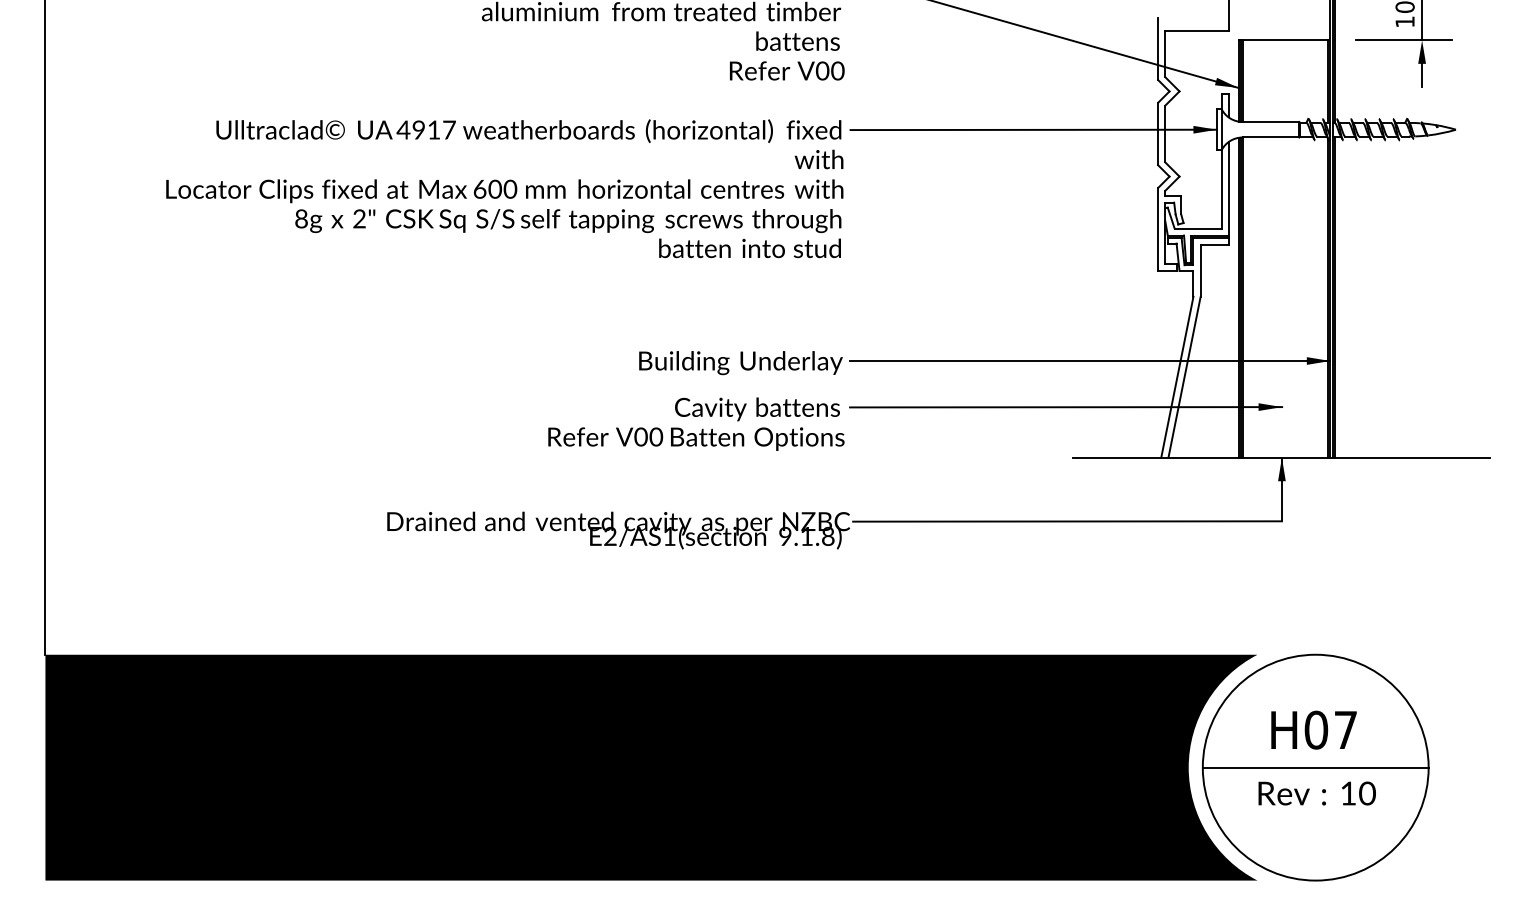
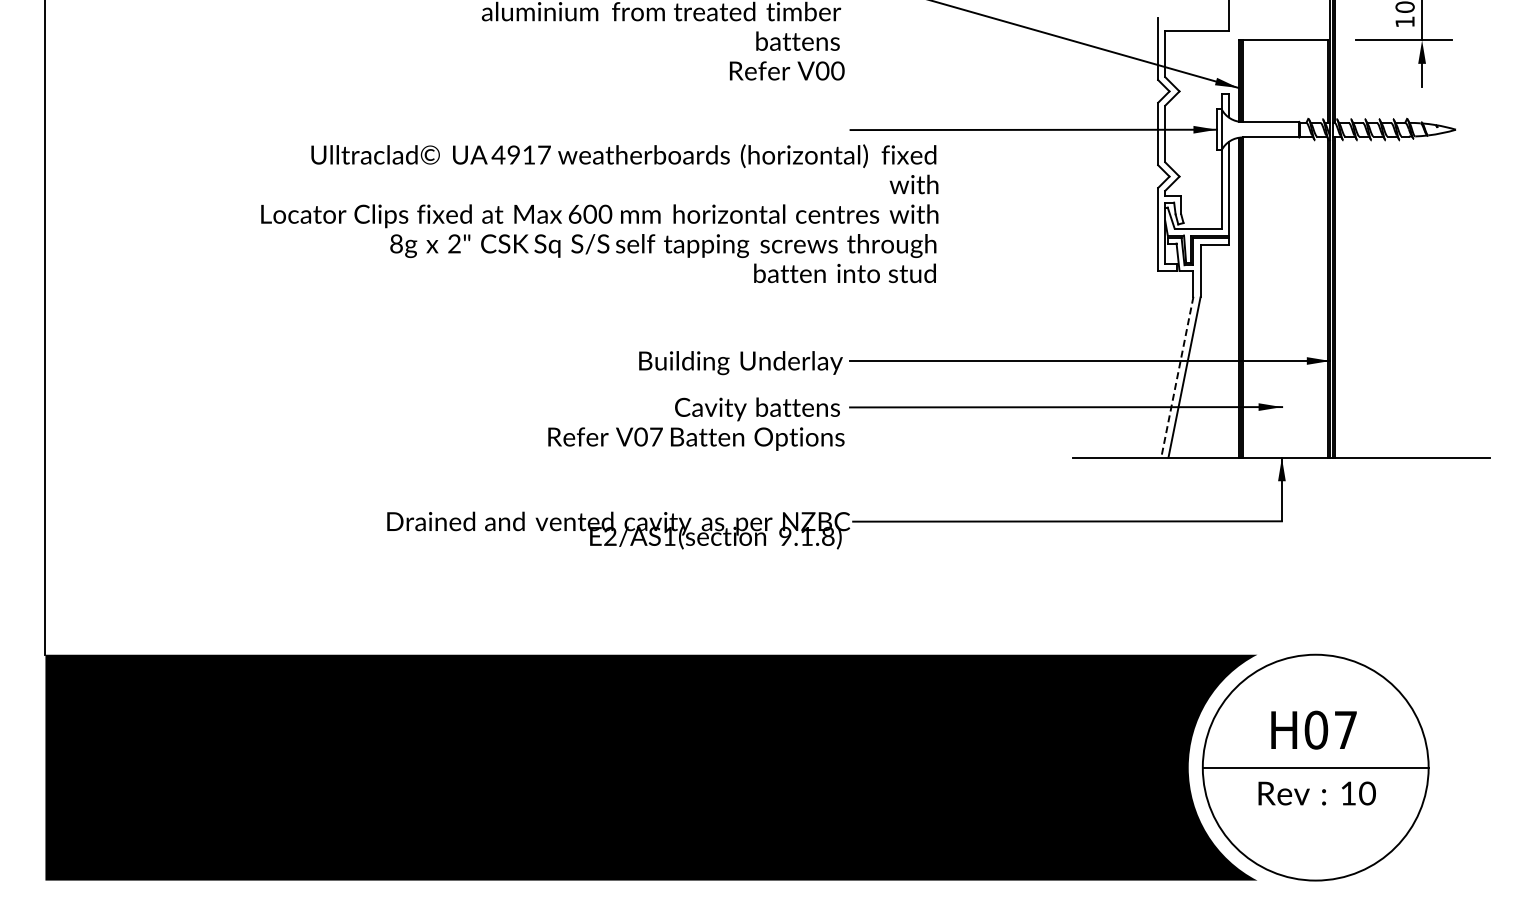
text position: (504, 188) -> (599, 213) (599, 213)
line: solid -> dashed (1177, 377)
text: V00 -> V07 (656, 436)
